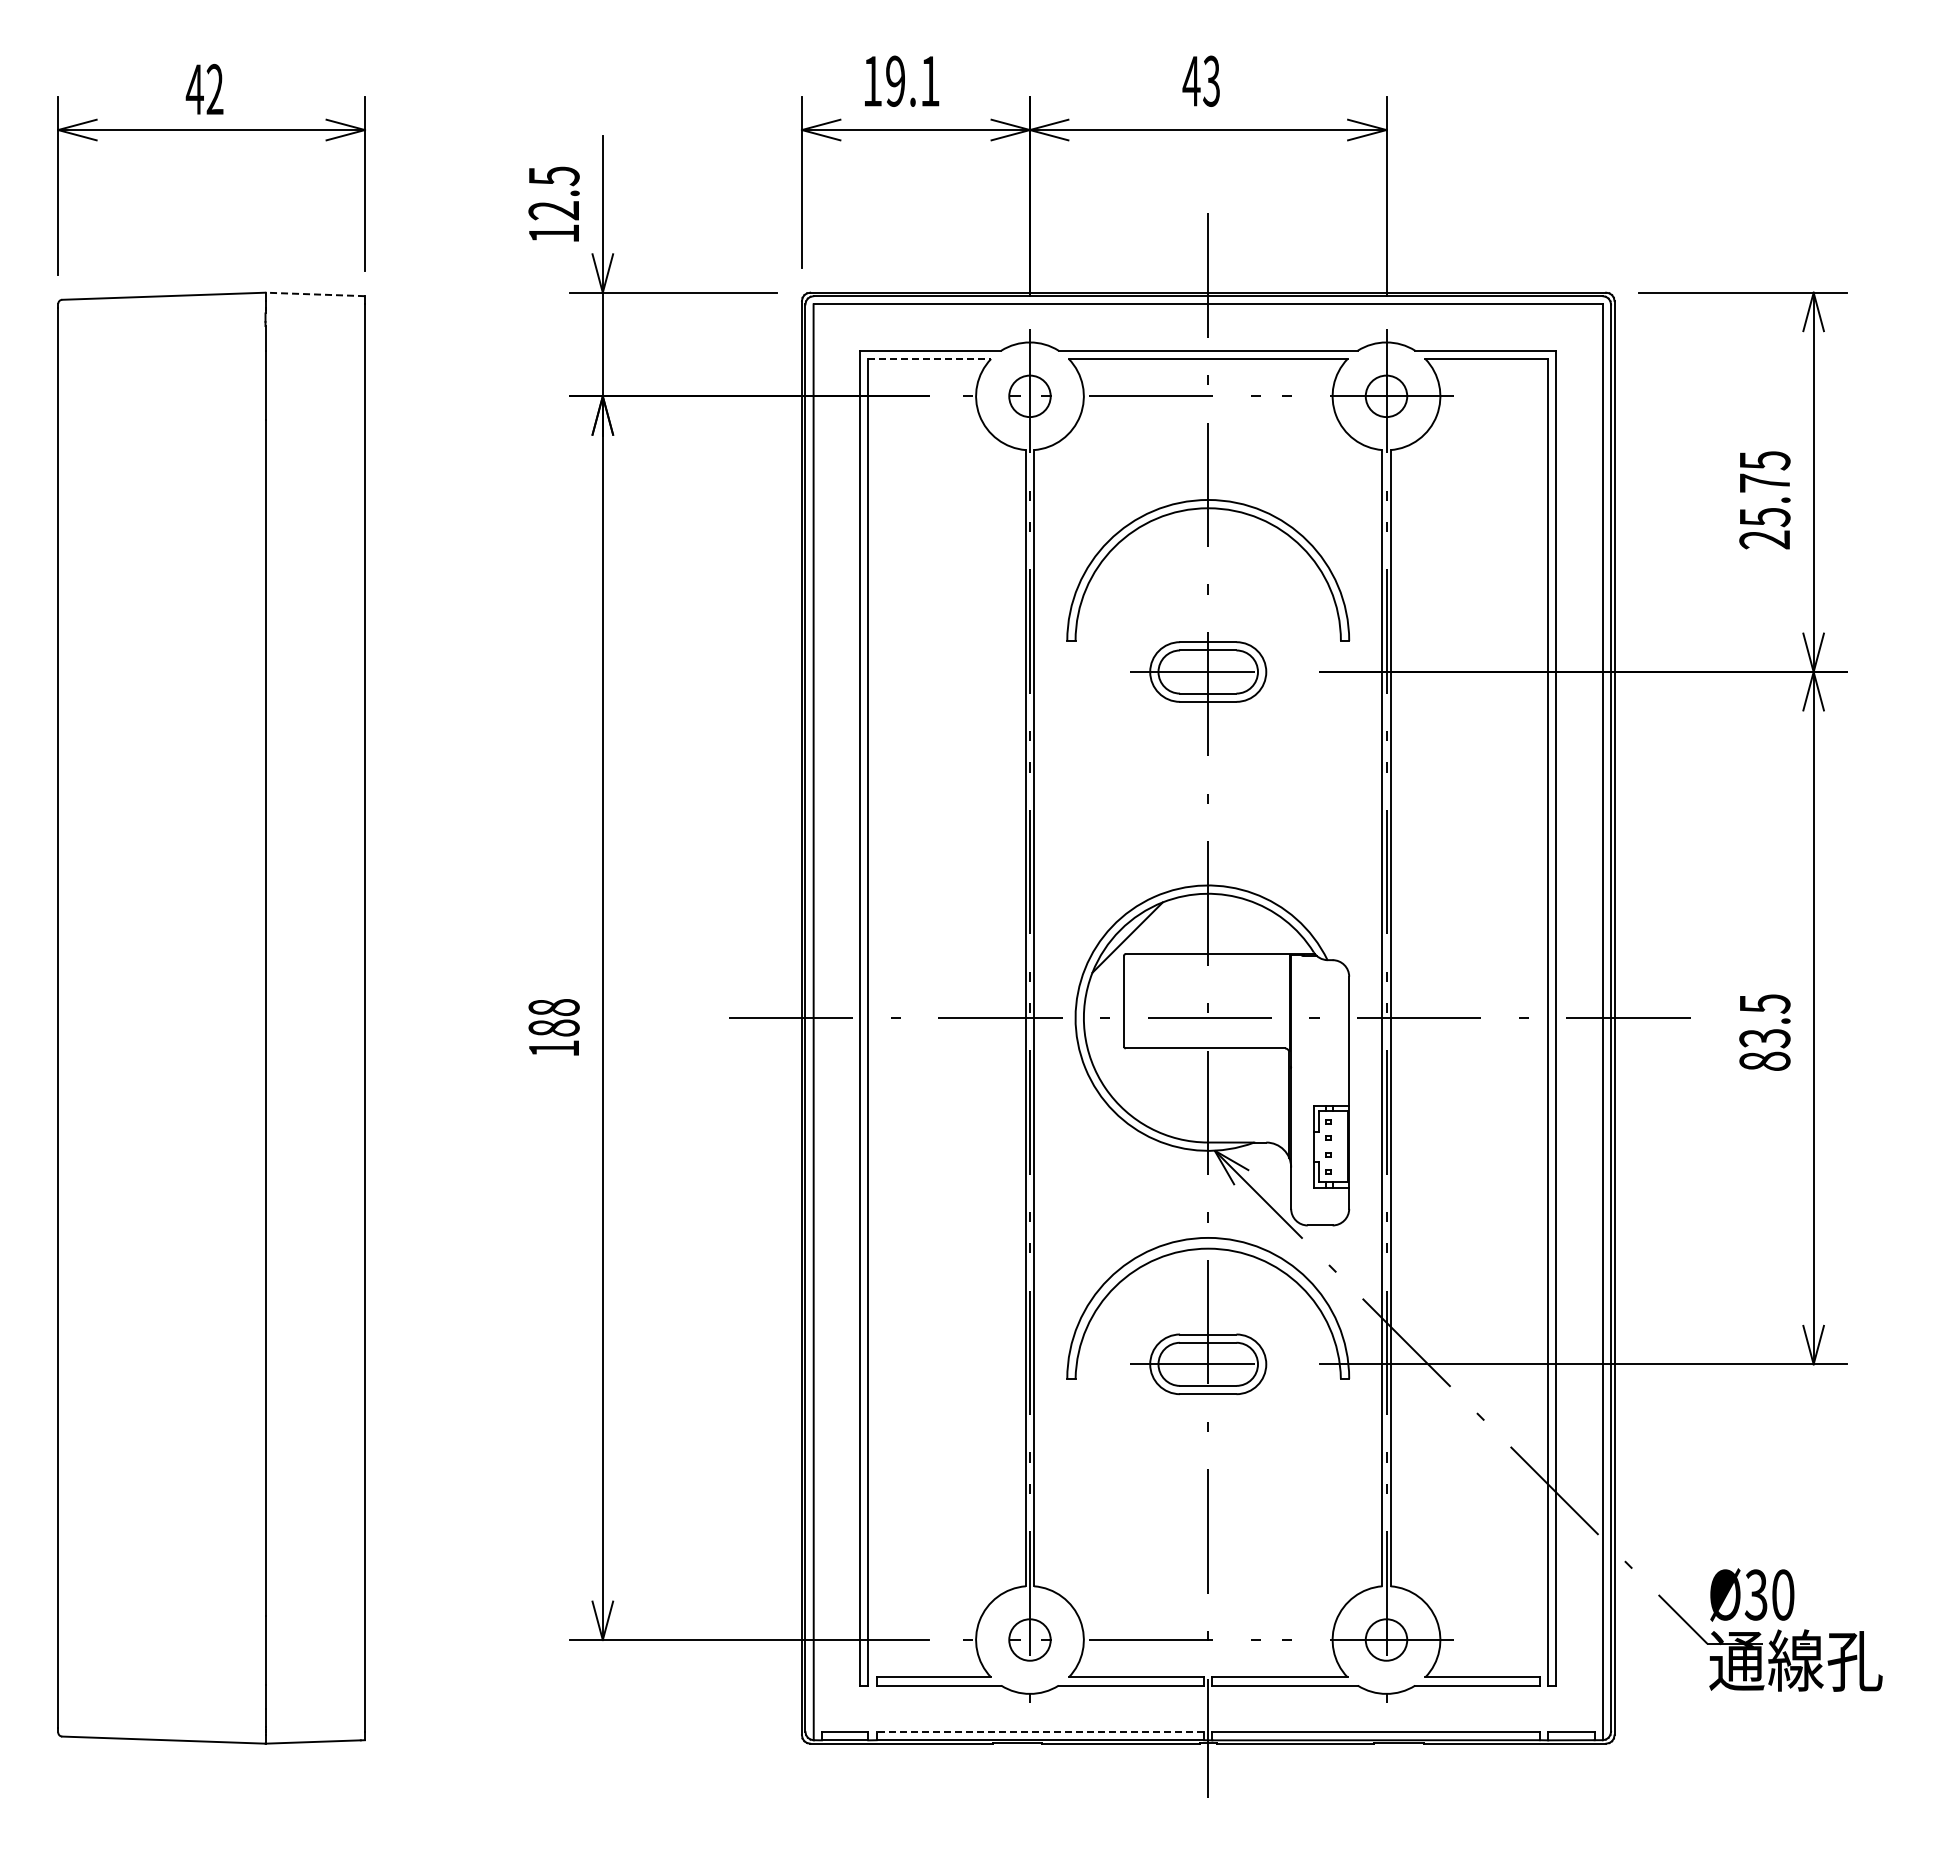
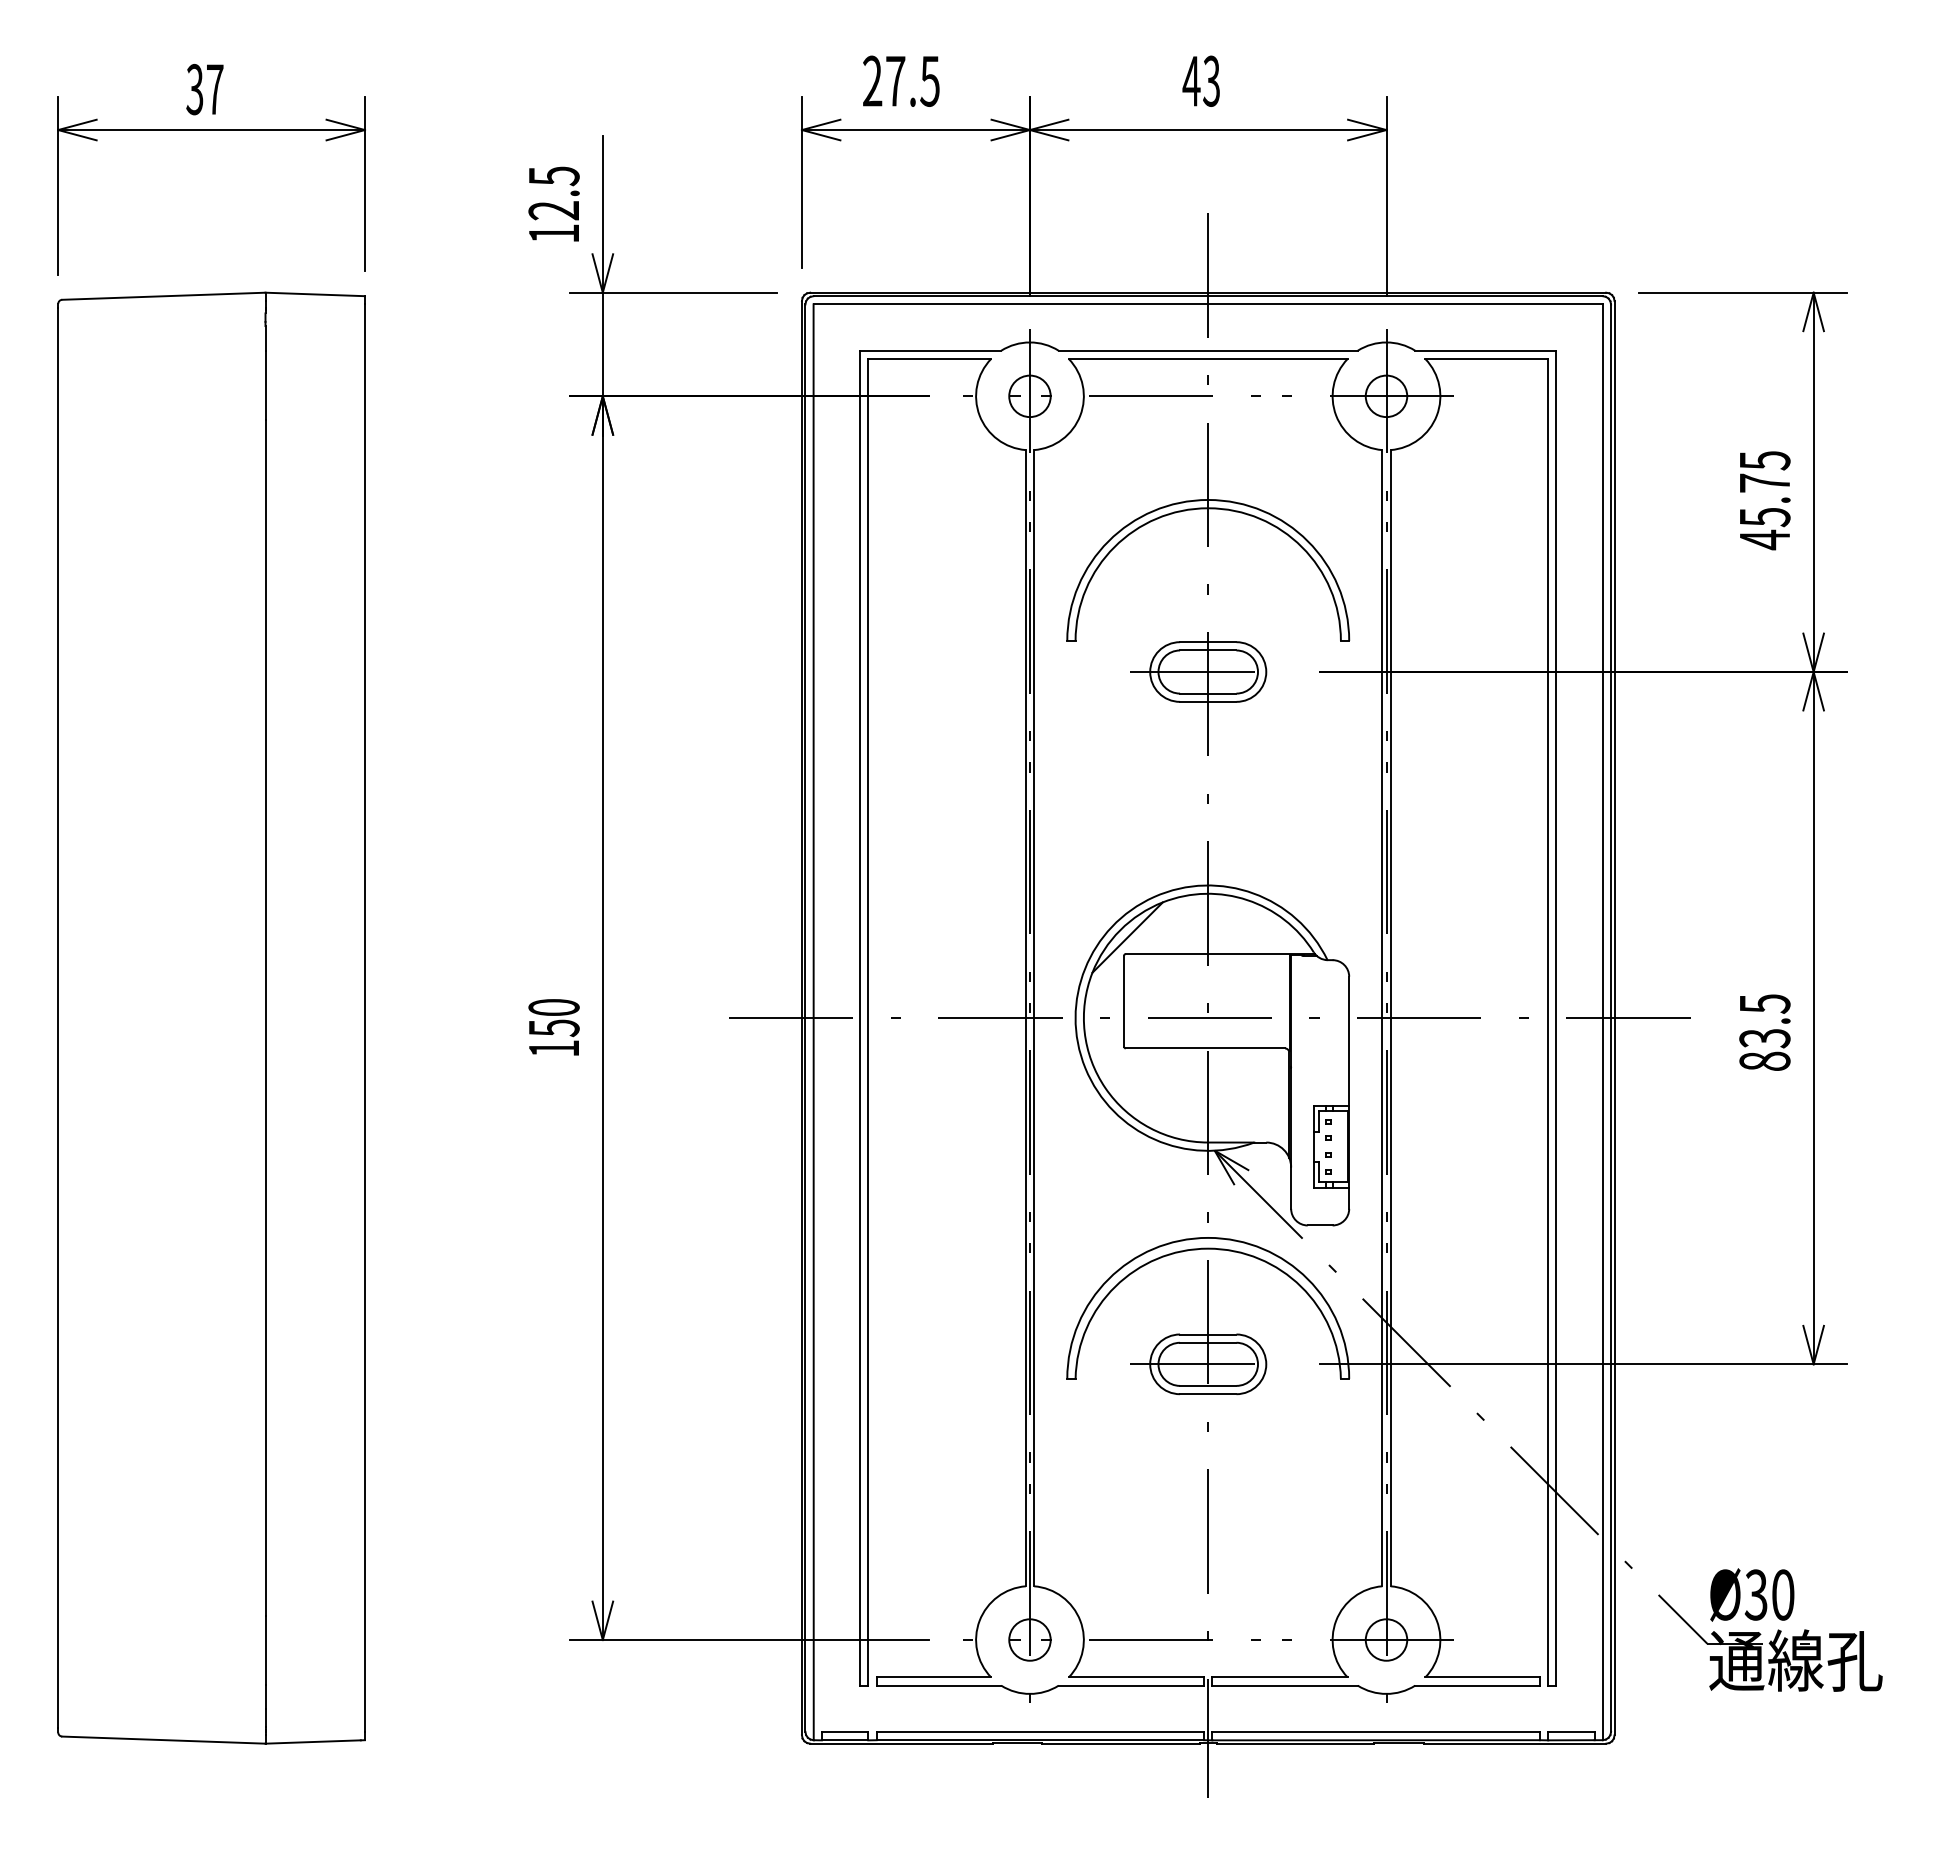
text: 19.1 -> 27.5 (901, 80)
text: 42 -> 37 (204, 89)
line: dashed -> solid (315, 294)
line: dashed -> solid (930, 359)
text: 25.75 -> 45.75 (1764, 539)
text: 188 -> 150 (553, 1018)
line: dashed -> solid (1040, 1732)
